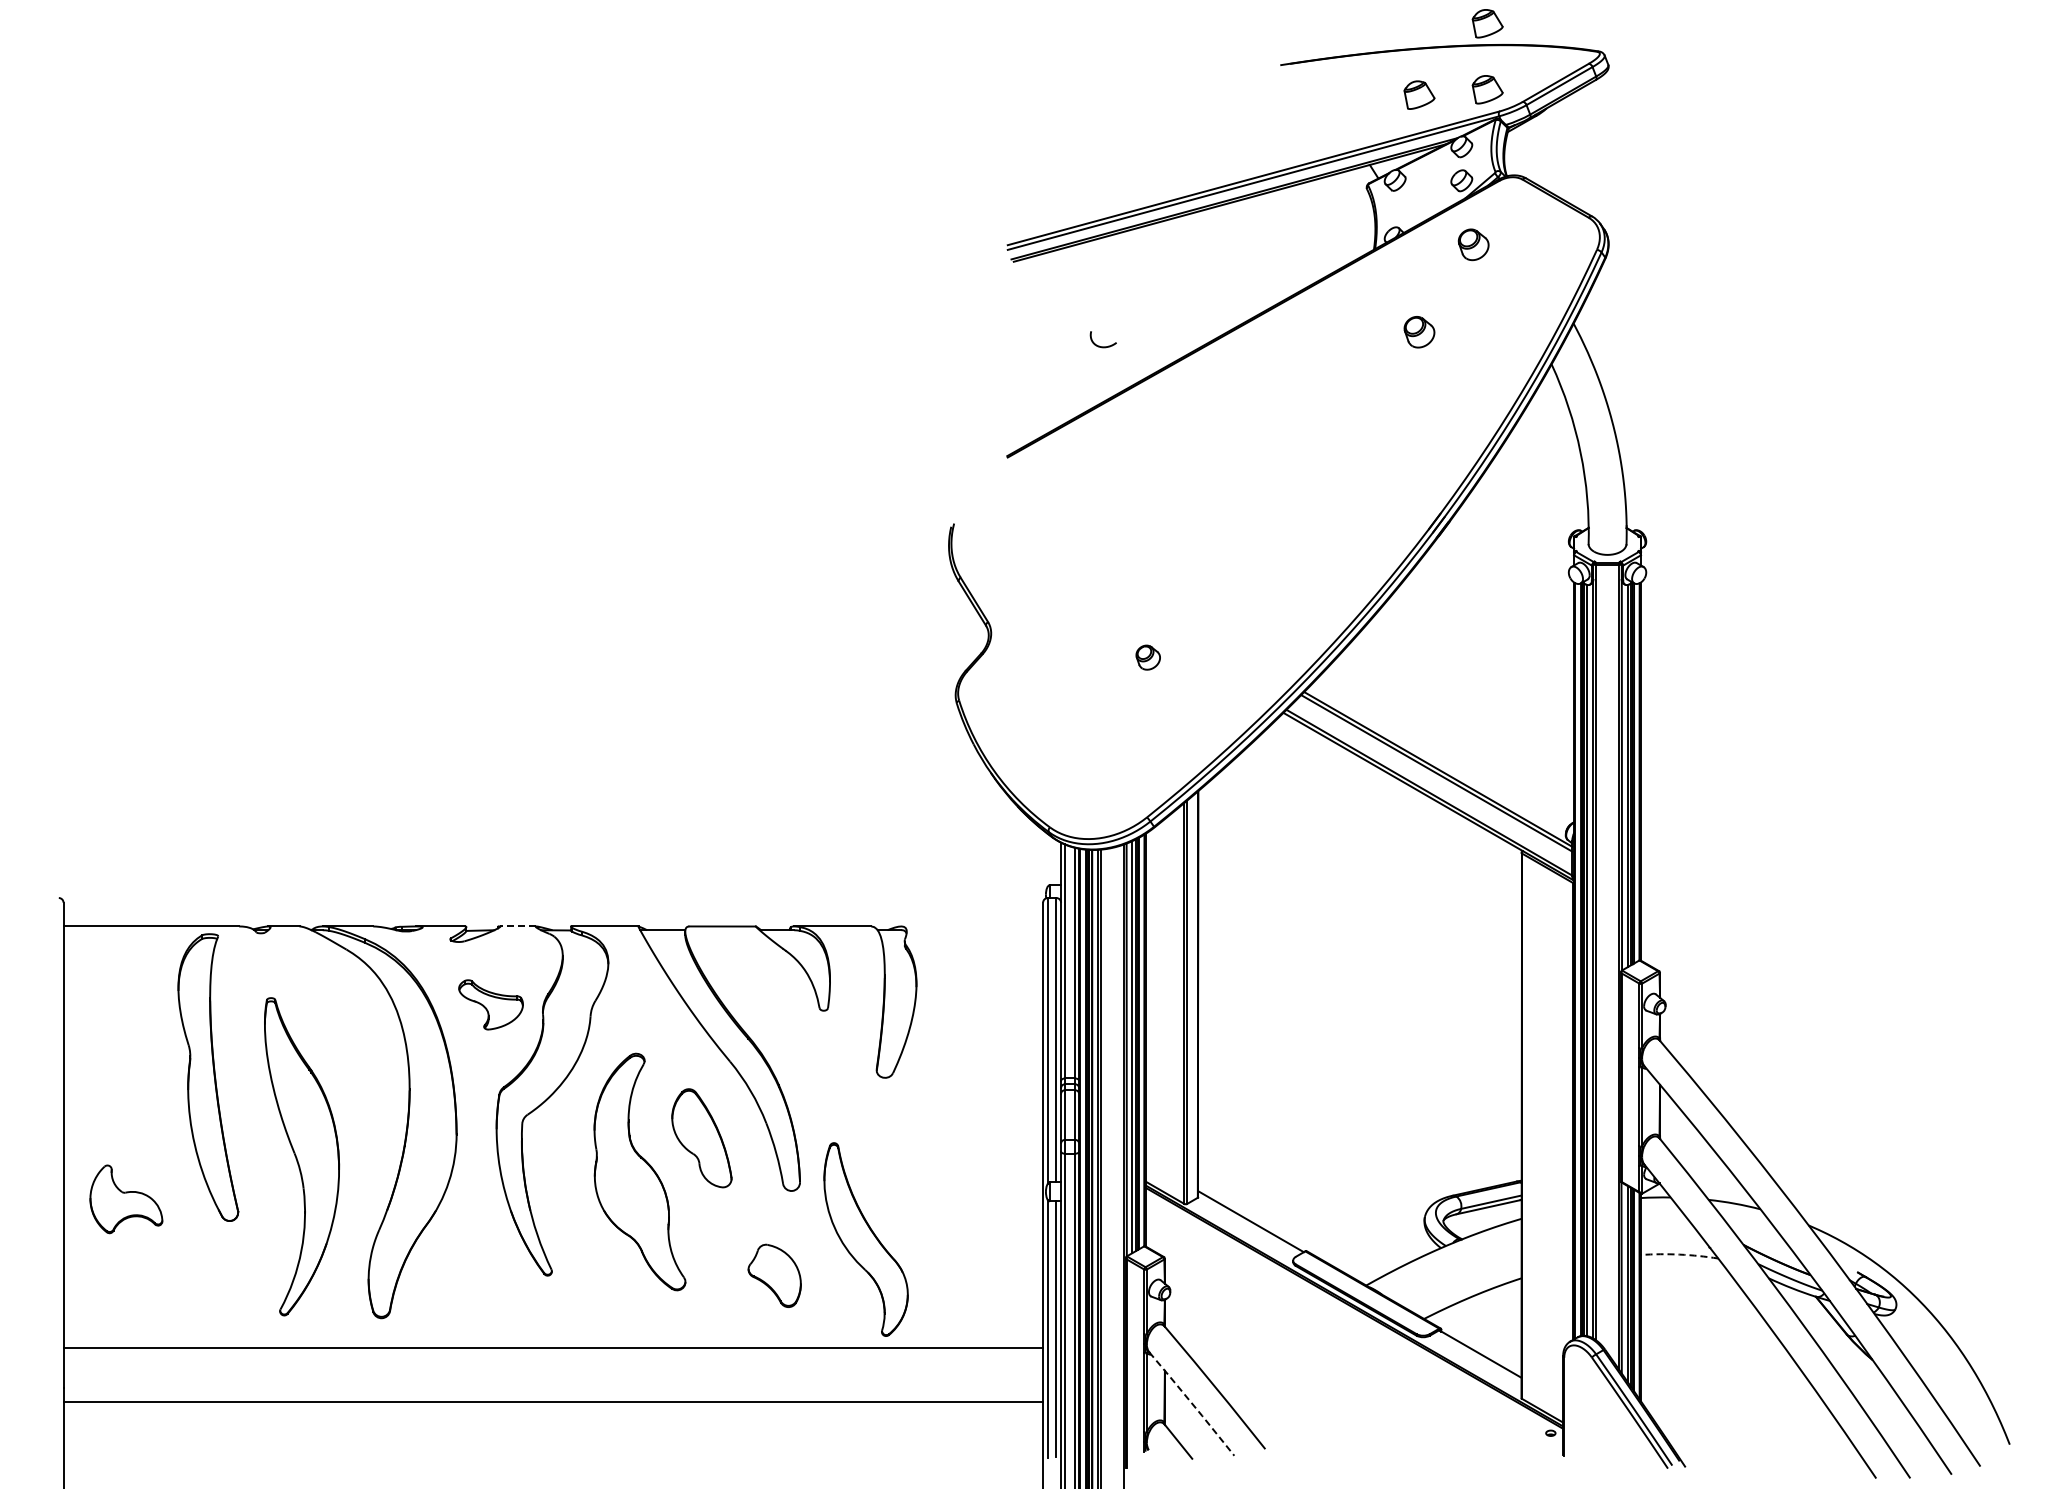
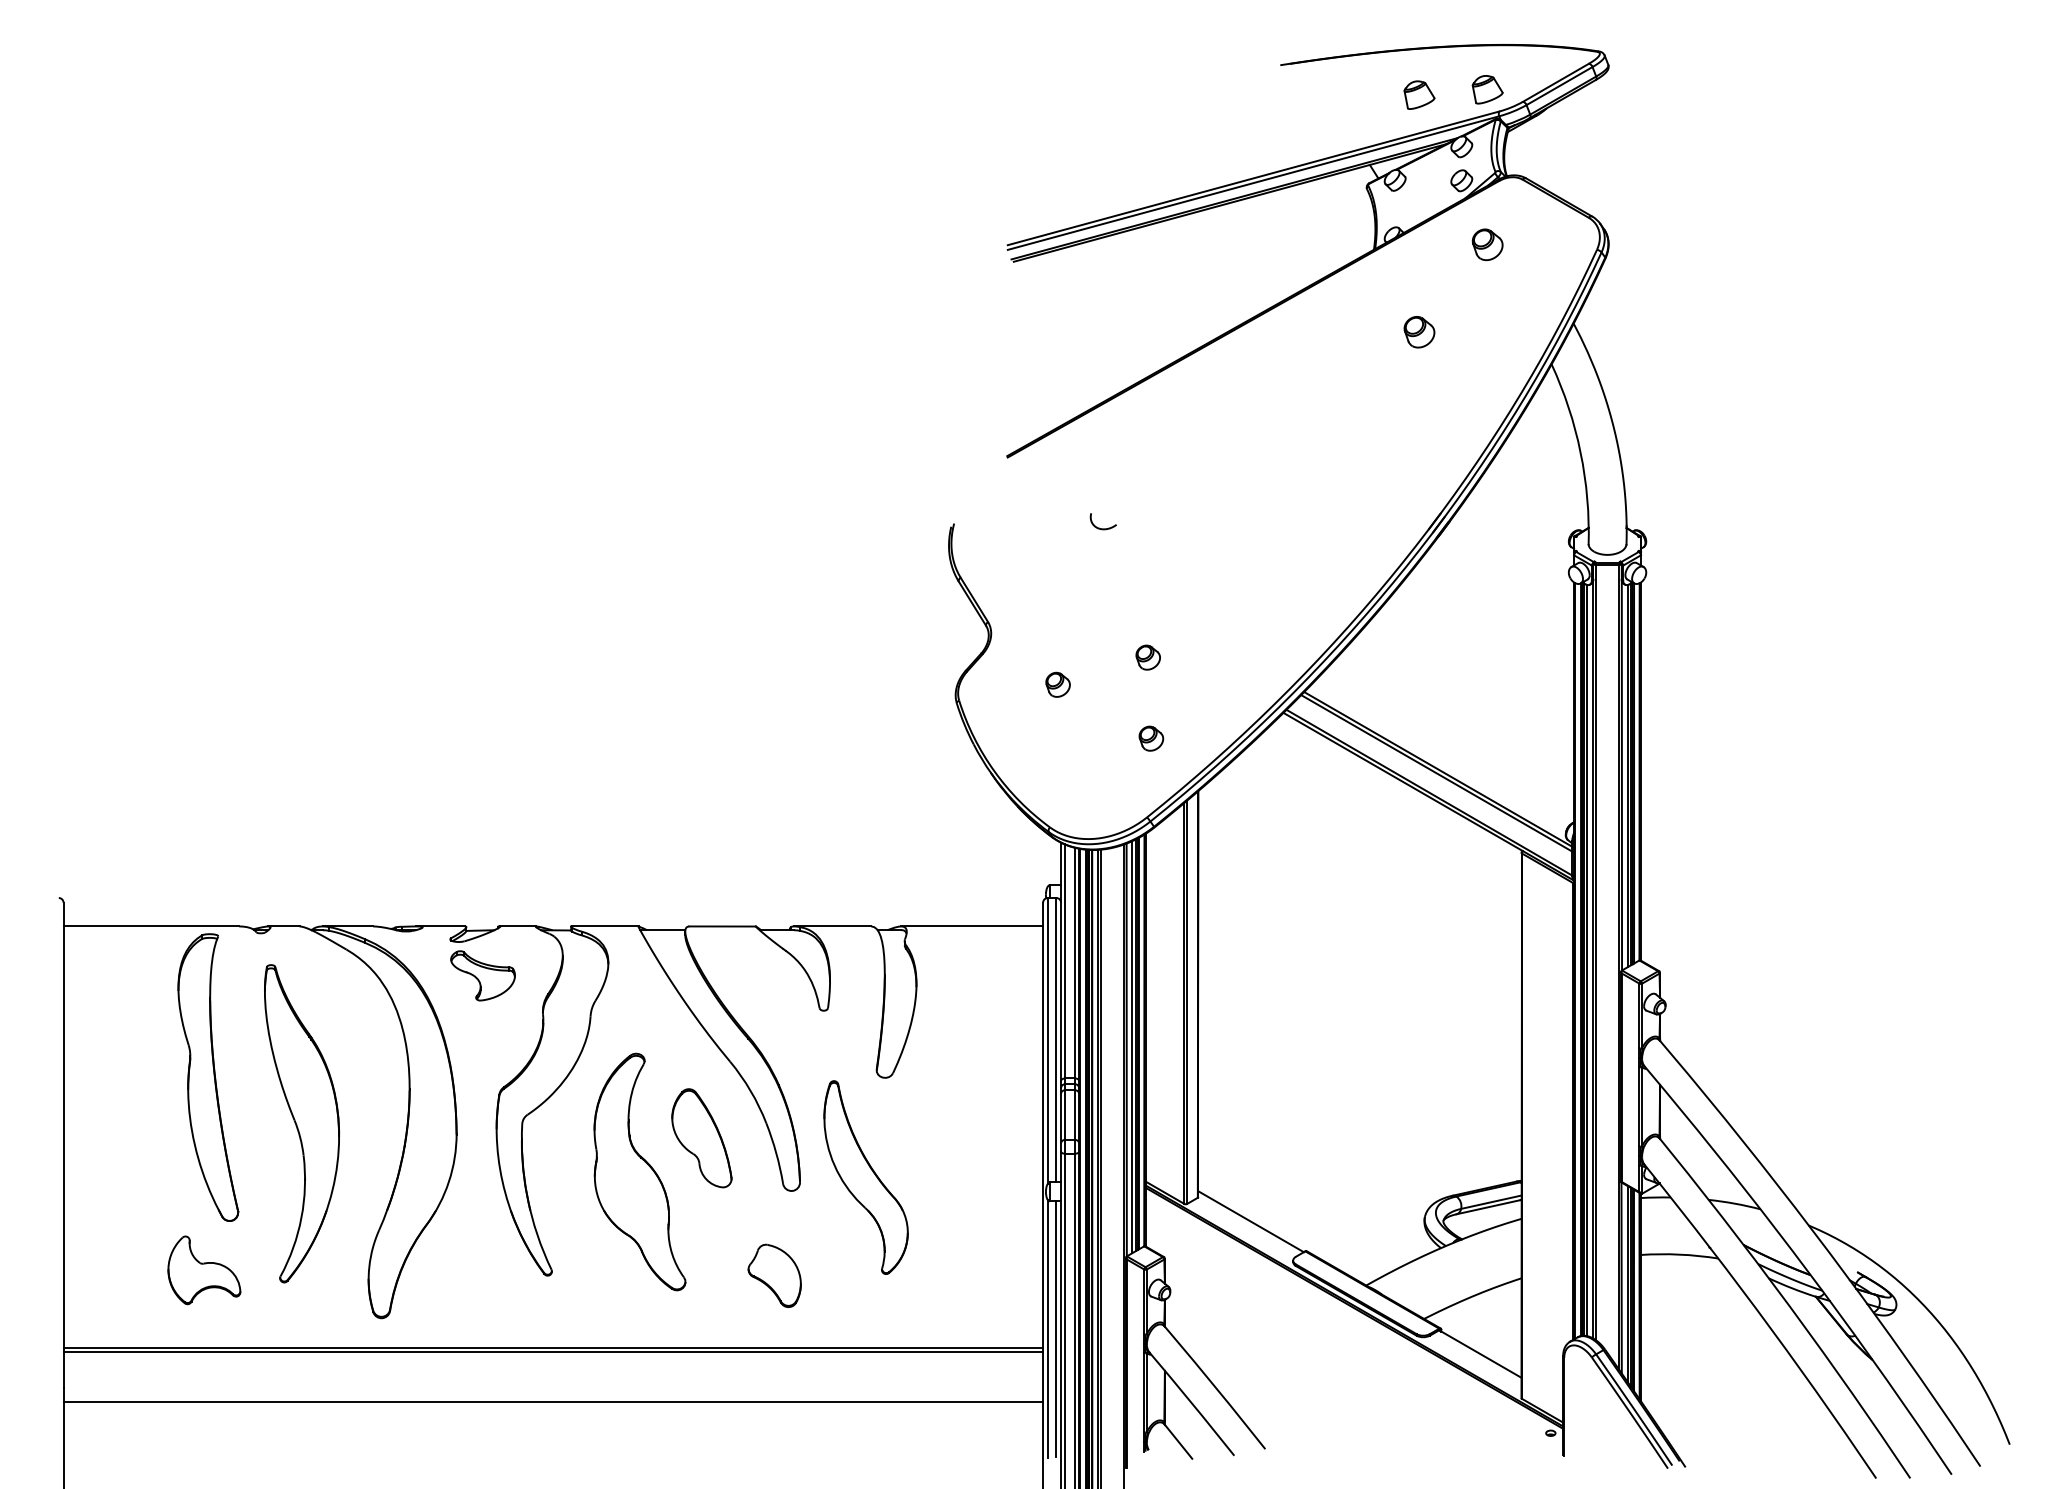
part: present -> none (1487, 23)
part position: (1473, 244) -> (1487, 244) (1487, 244)
curve position: (1099, 345) -> (1099, 527) (1099, 527)
part: none -> present (1057, 684)
part: none -> present (1151, 738)
line: dashed -> solid (517, 926)
line: none -> present (972, 926)
part position: (490, 1004) -> (482, 975) (482, 975)
part position: (302, 1156) -> (302, 1123) (302, 1123)
part position: (126, 1199) -> (204, 1270) (204, 1270)
part position: (865, 1239) -> (865, 1177) (865, 1177)
arc: dashed -> solid (1679, 1254)
line: none -> present (553, 1351)
line: dashed -> solid (1192, 1404)
